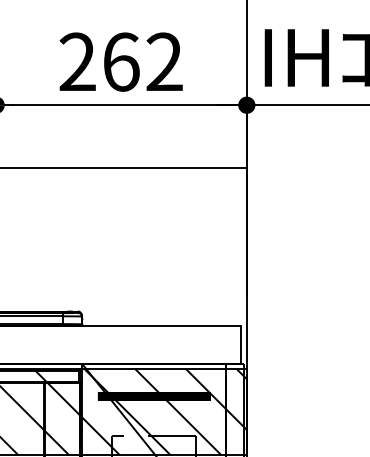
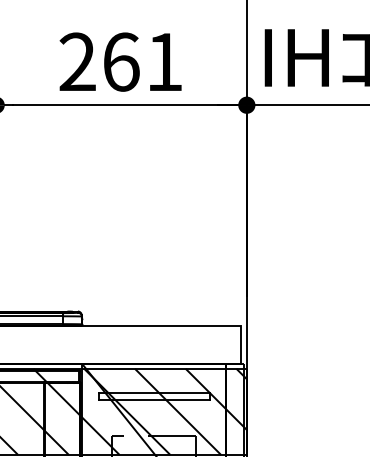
text: 262 -> 261 (164, 61)
line: present -> none (124, 167)
hatch: present -> none (153, 395)
